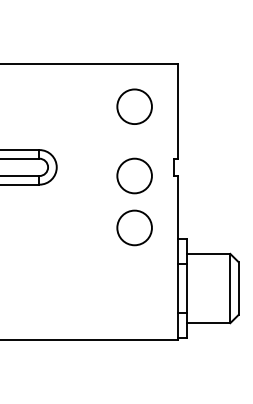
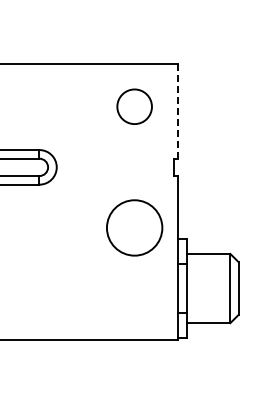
line: solid -> dashed (177, 111)
circle: present -> none (134, 175)
circle diameter: 35 px -> 55 px (134, 227)
